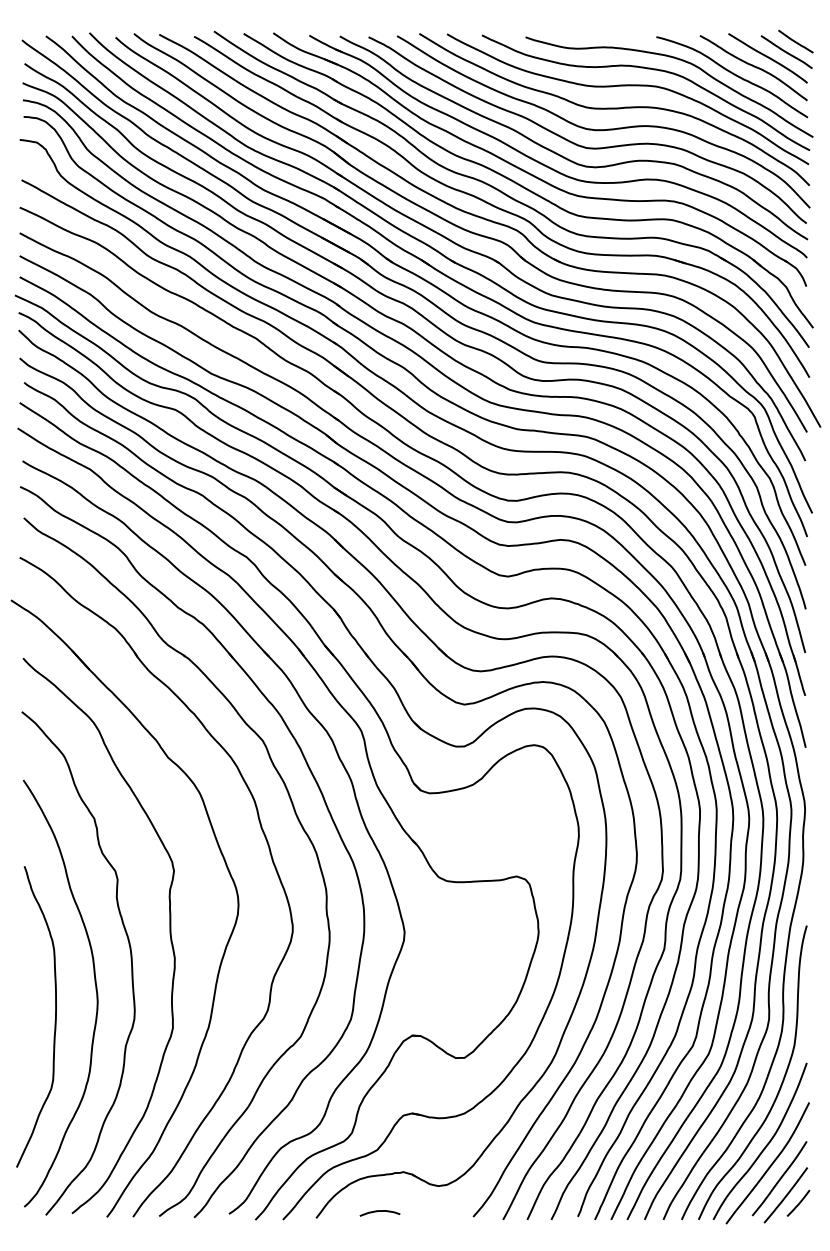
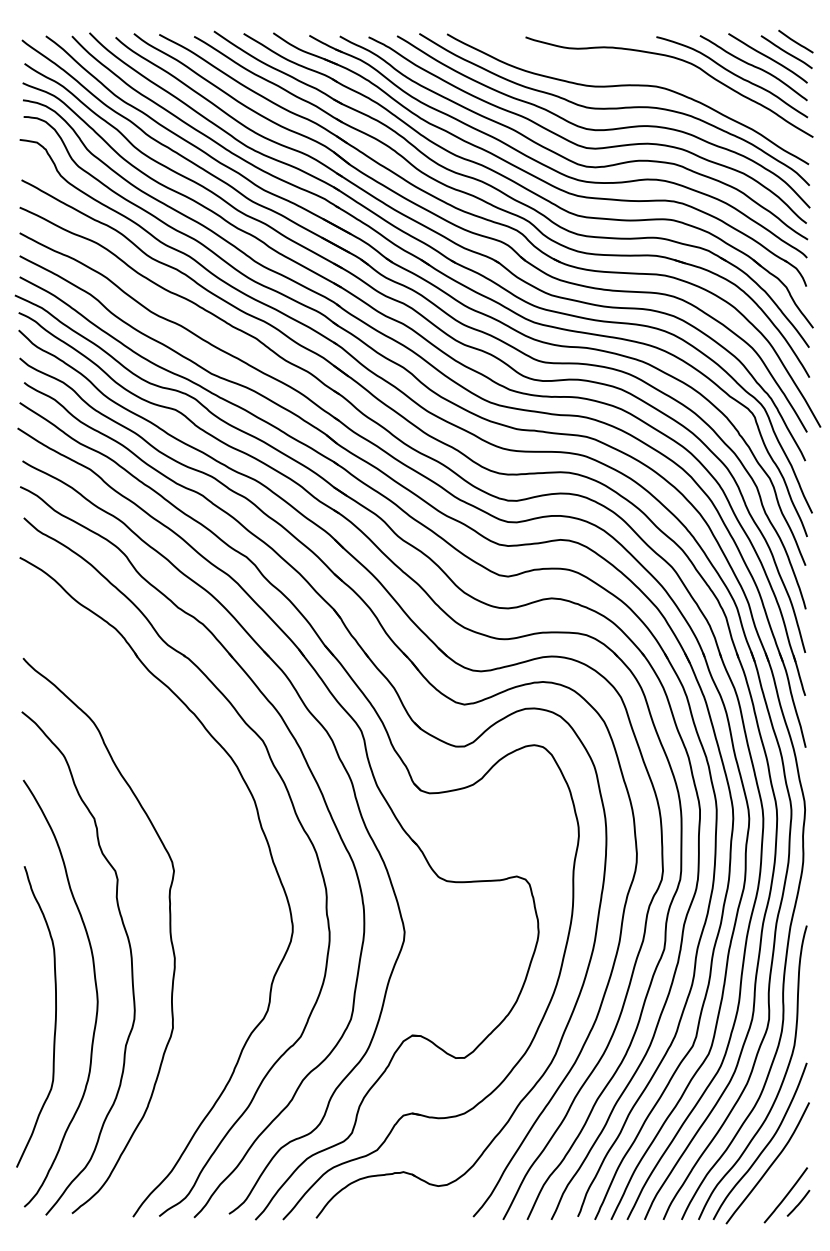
curve: present -> none (647, 69)
part: present -> none (225, 945)
curve: present -> none (779, 1178)
curve: present -> none (379, 1211)
